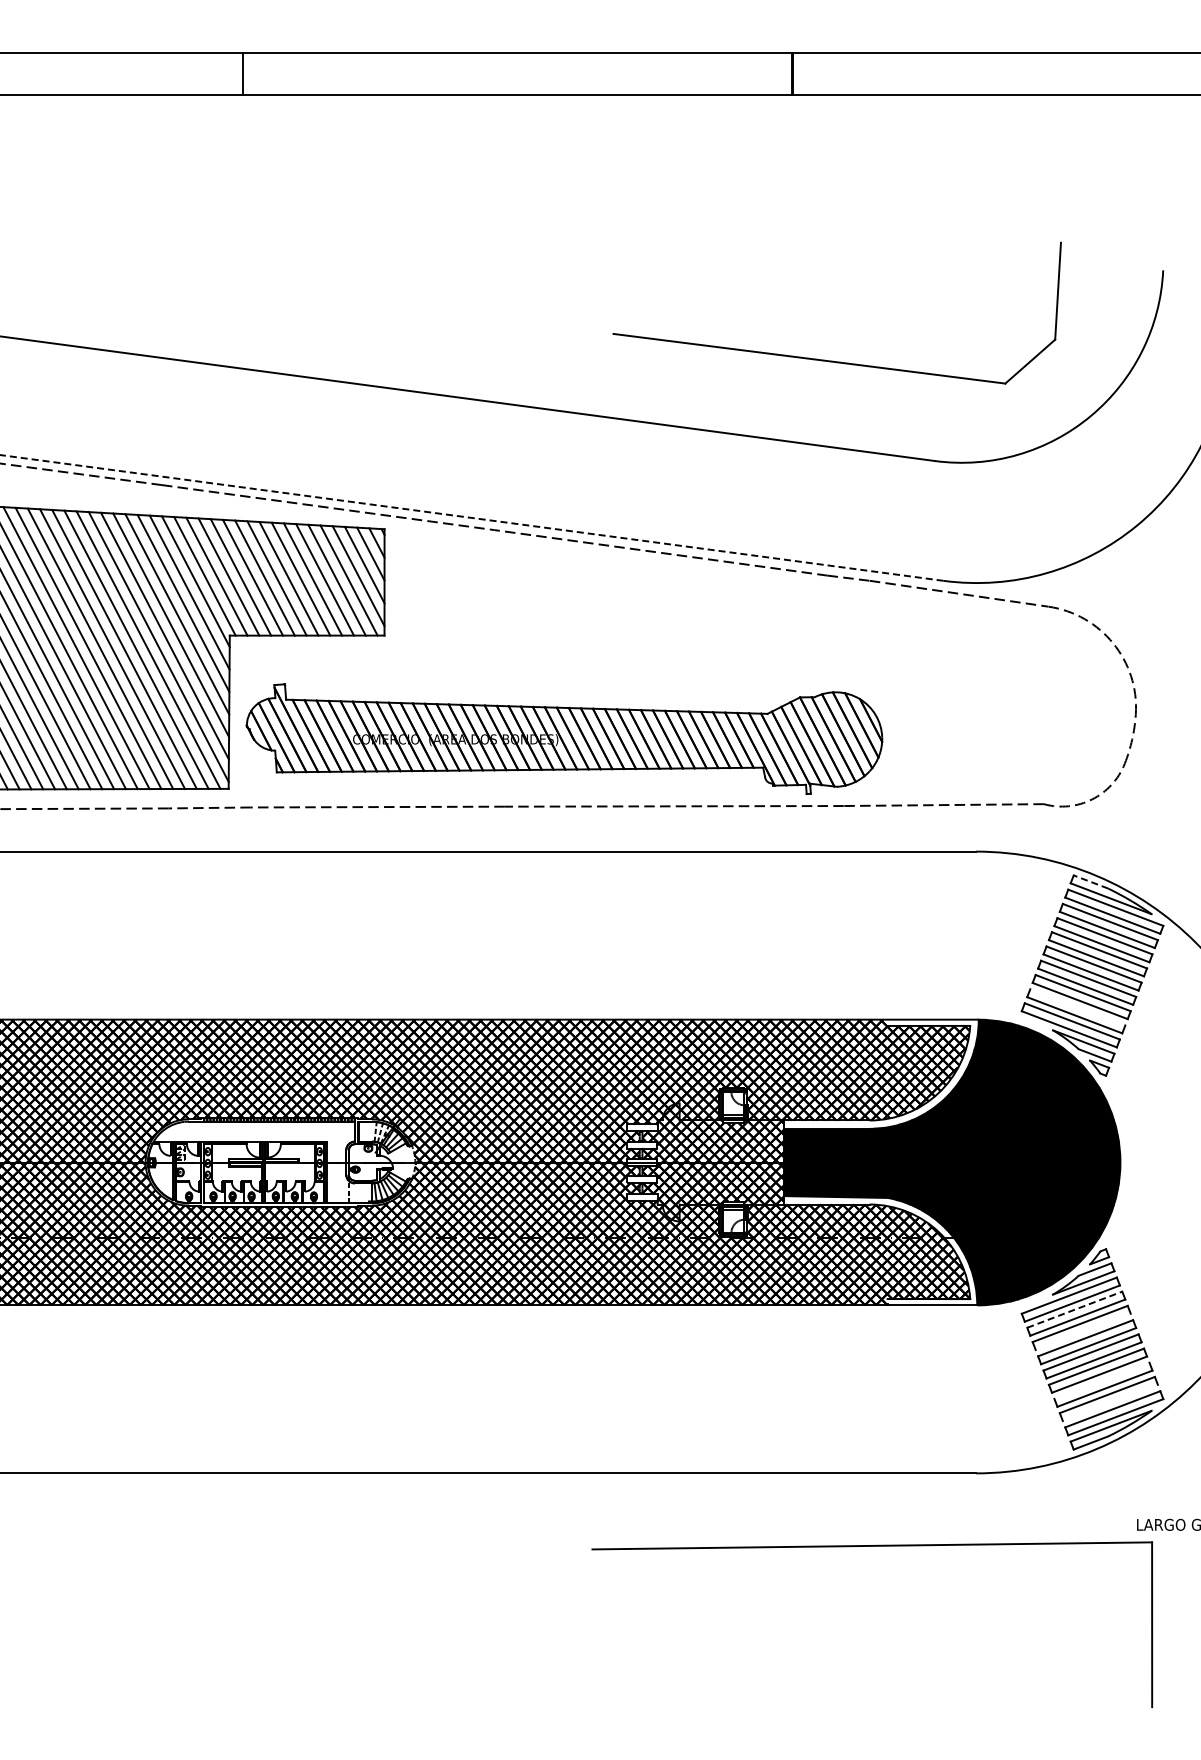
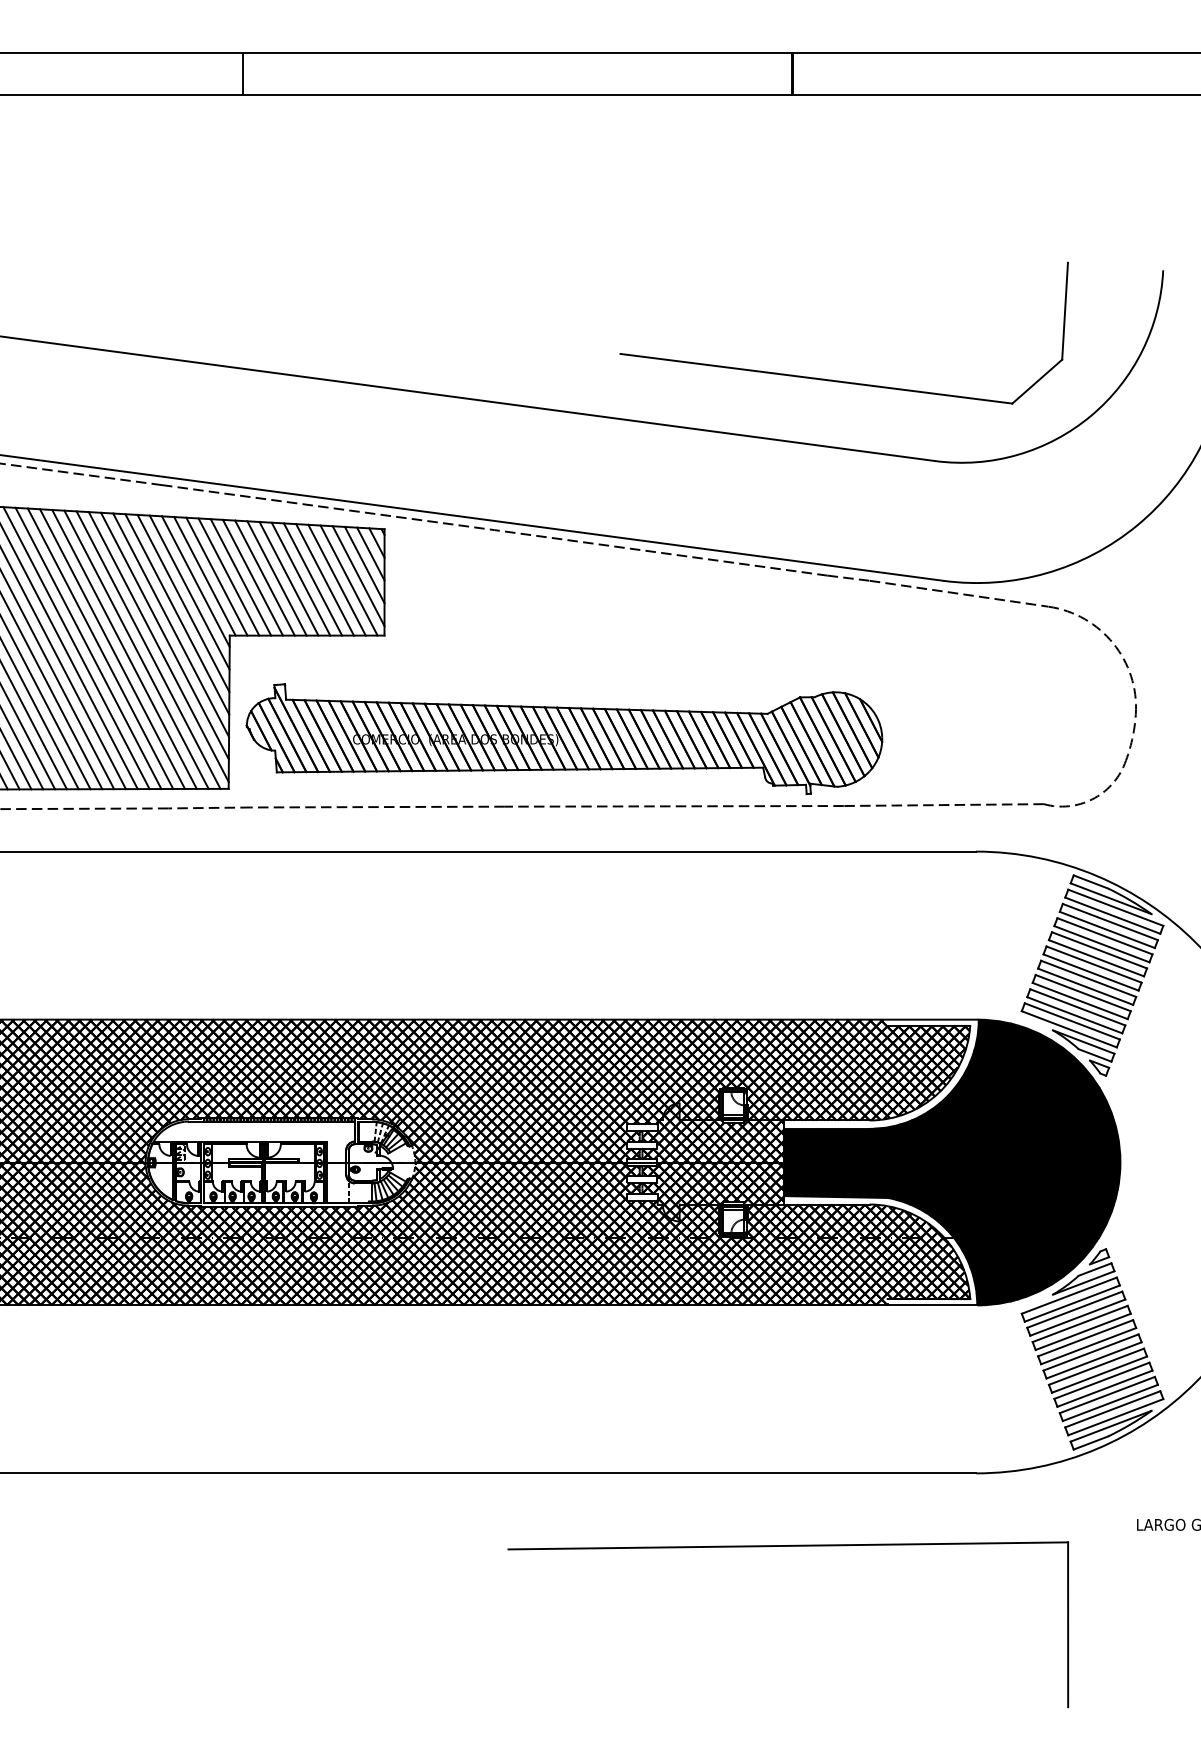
part position: (833, 360) -> (840, 380) (840, 380)
line: dashed -> solid (471, 517)
line: dashed -> solid (1090, 881)
line: none -> present (1077, 1007)
line: dashed -> solid (1074, 1309)
line: none -> present (1082, 1331)
line: none -> present (1101, 1380)
line: none -> present (1109, 1402)
part position: (872, 1546) -> (788, 1546) (788, 1546)
